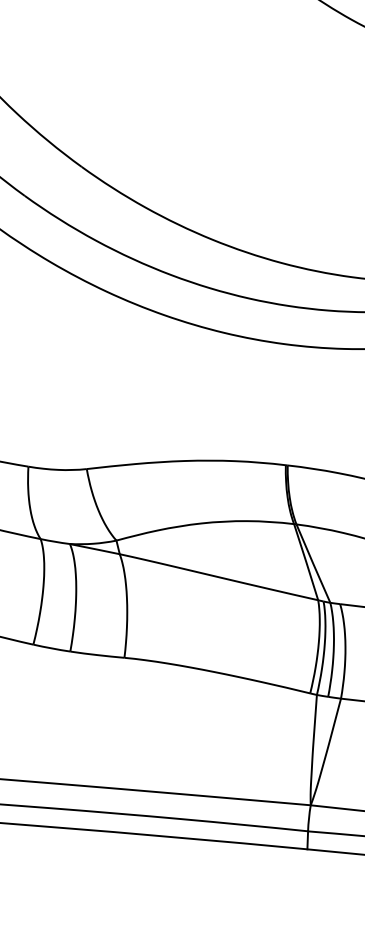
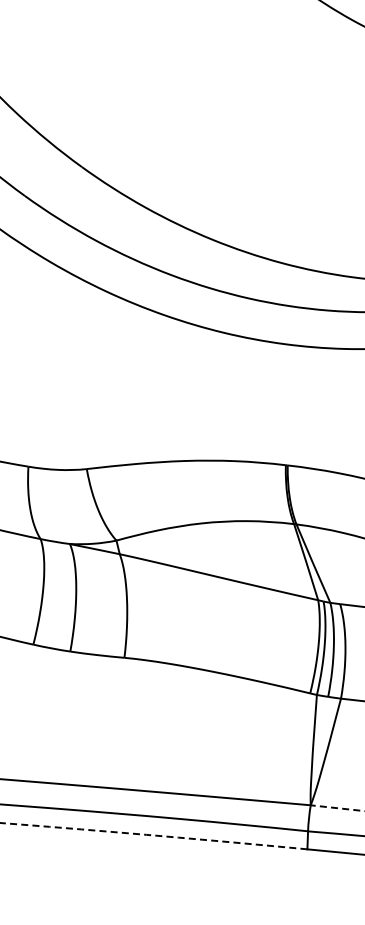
arc: solid -> dashed (337, 808)
arc: solid -> dashed (153, 835)
